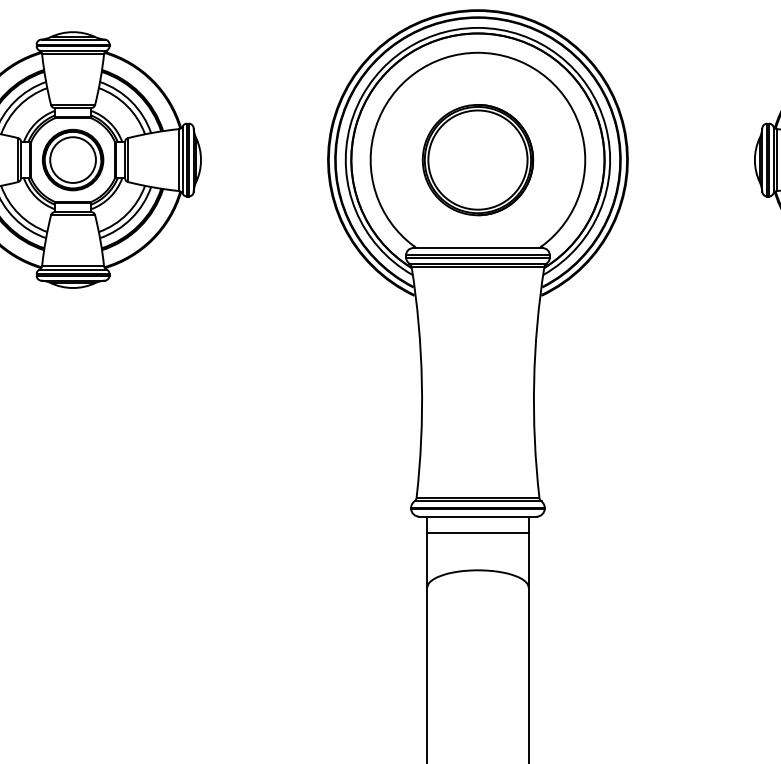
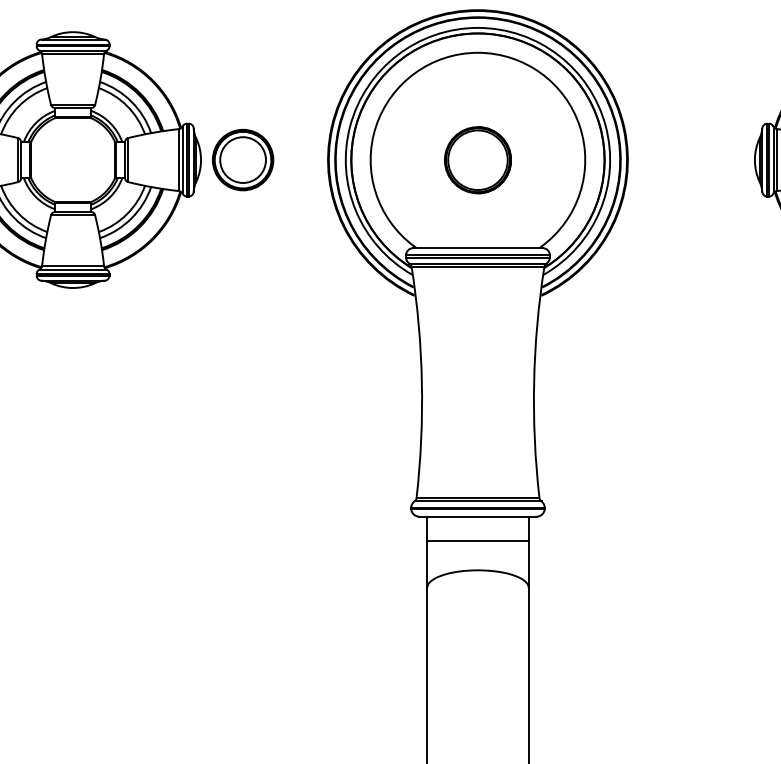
part position: (73, 159) -> (243, 159) (243, 159)
part size: 114x113 px -> 68x69 px (477, 160)
line position: (477, 532) -> (477, 540) (477, 540)
